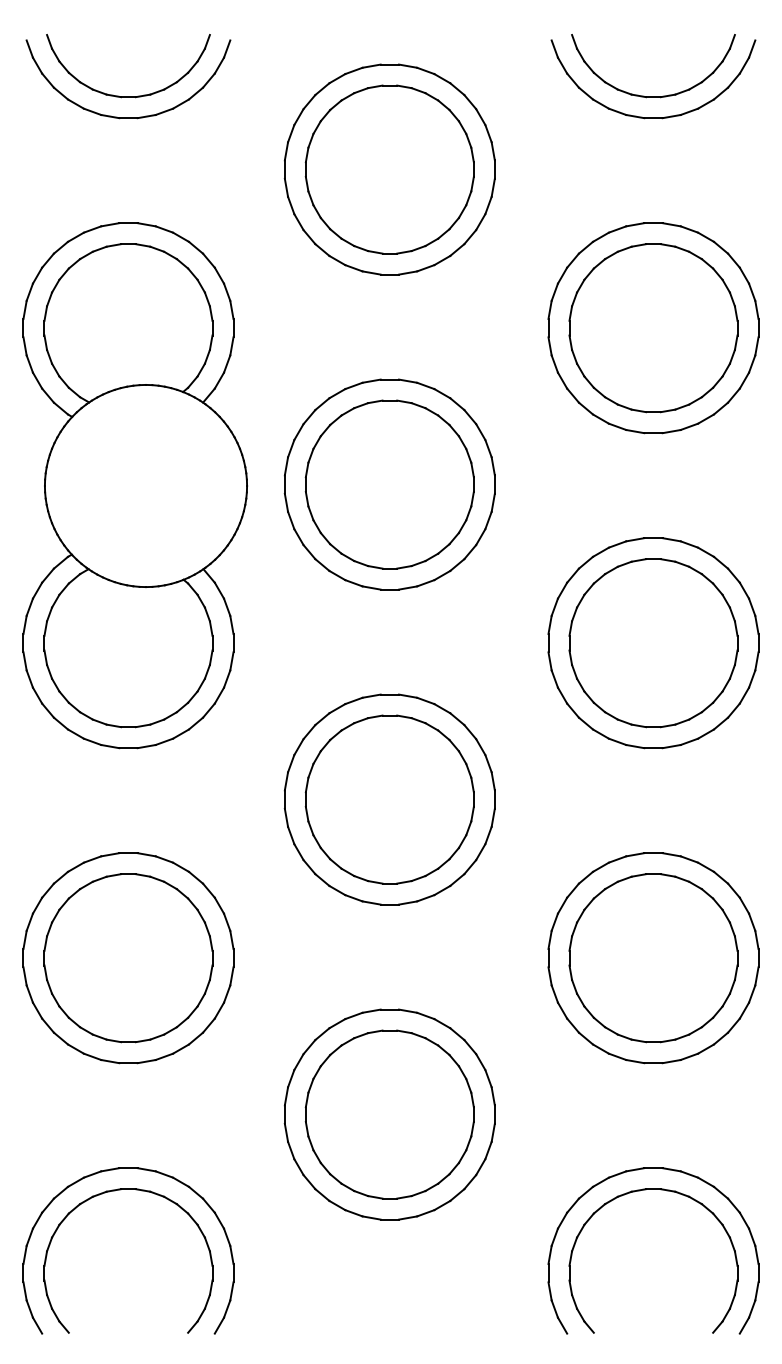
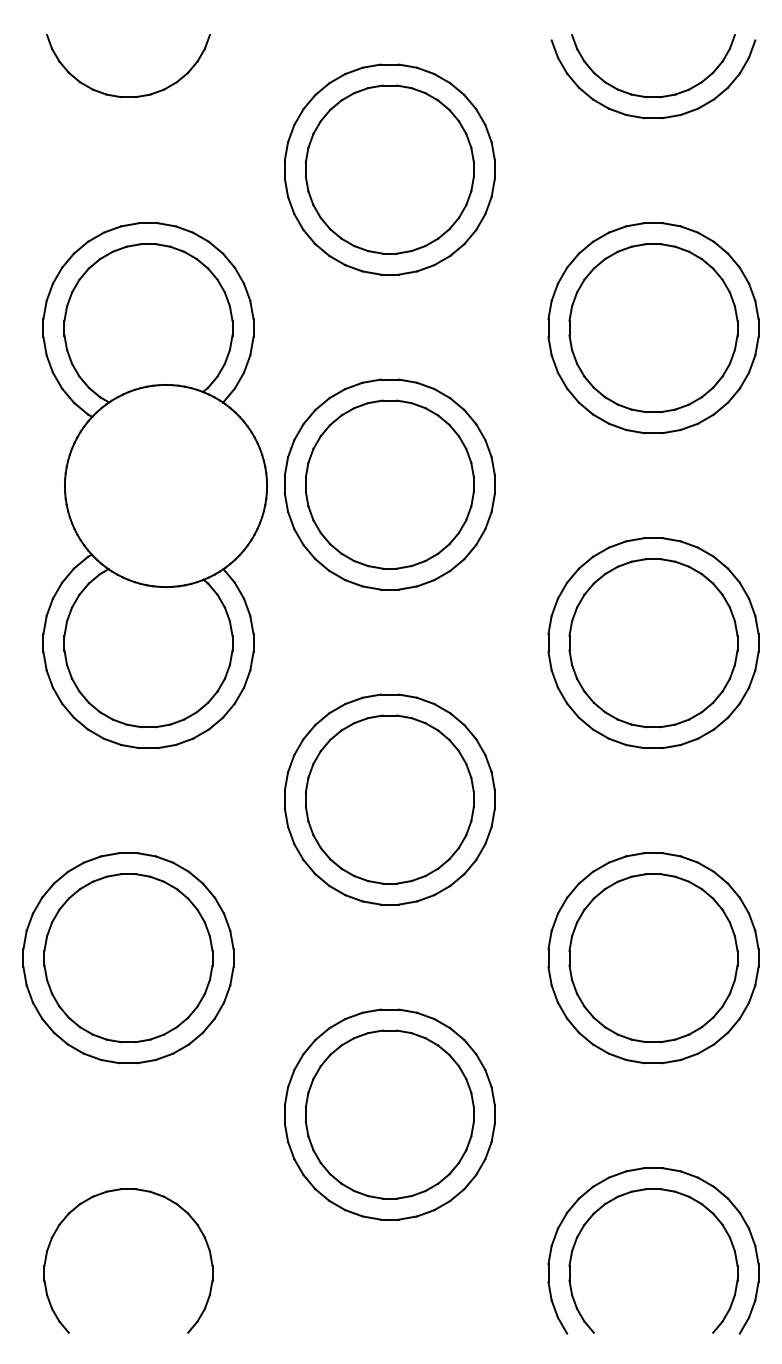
part: present -> none (128, 117)
part position: (134, 485) -> (154, 485) (154, 485)
part: present -> none (113, 1170)
